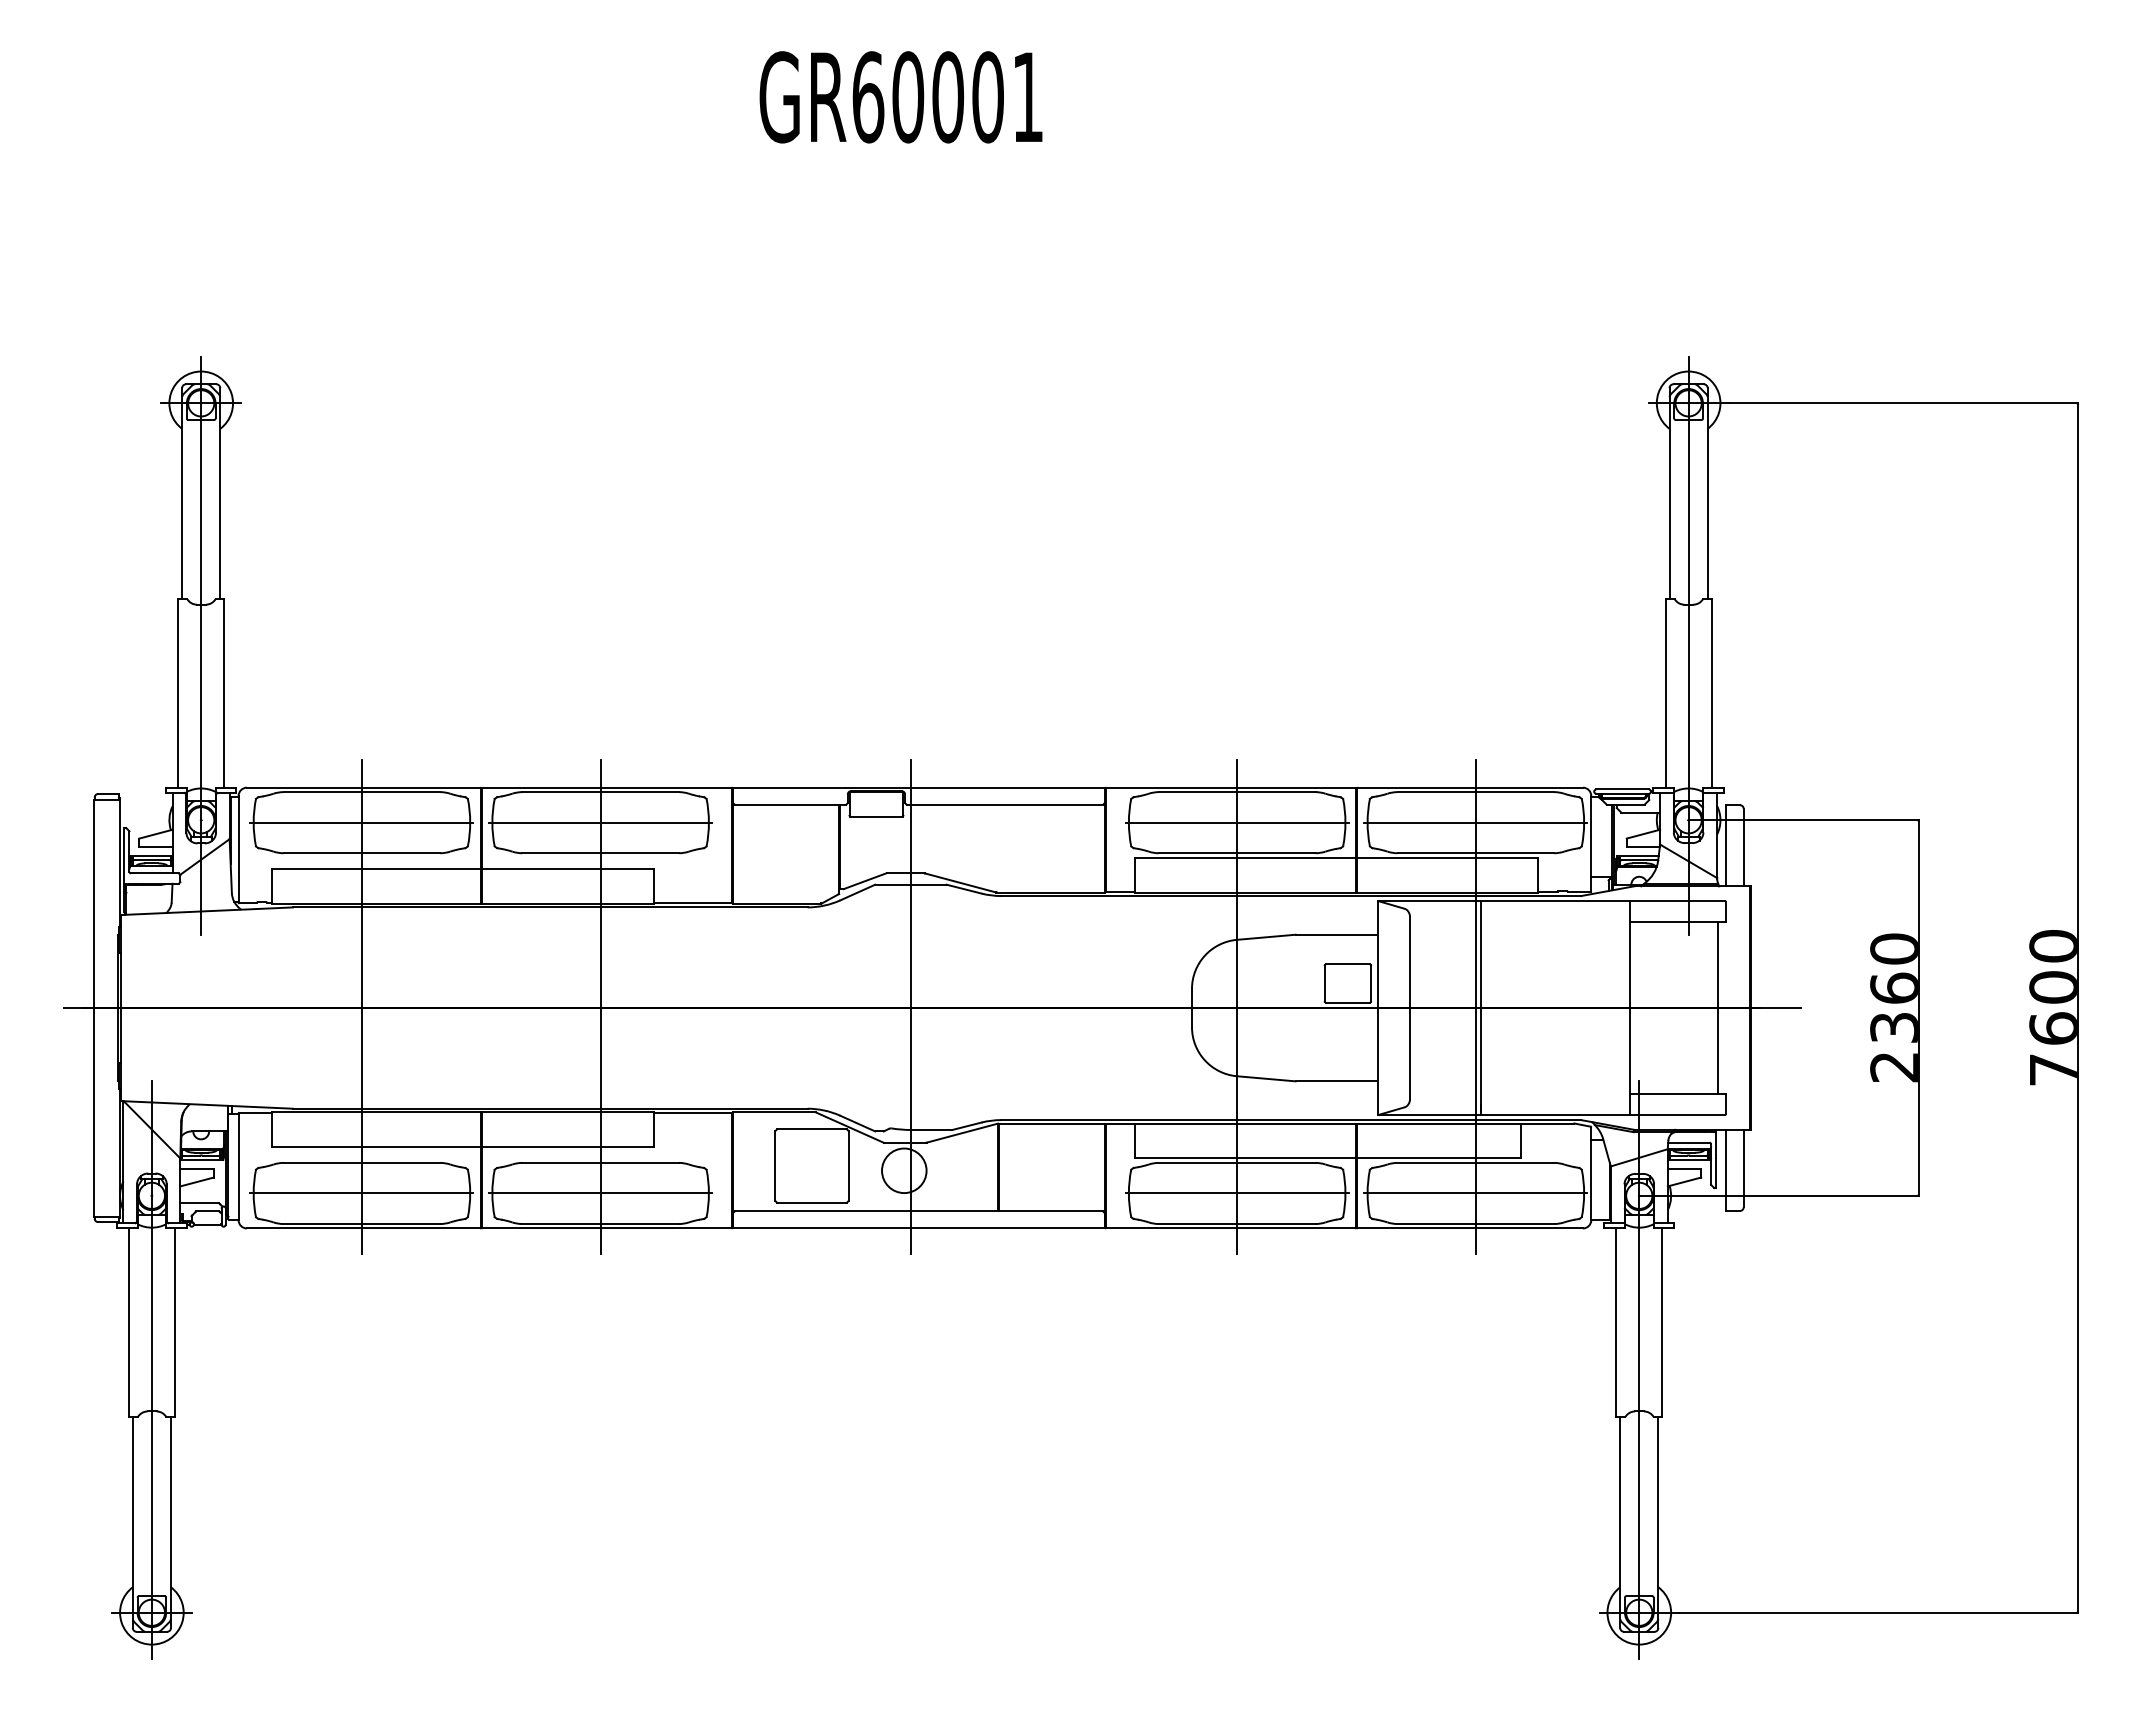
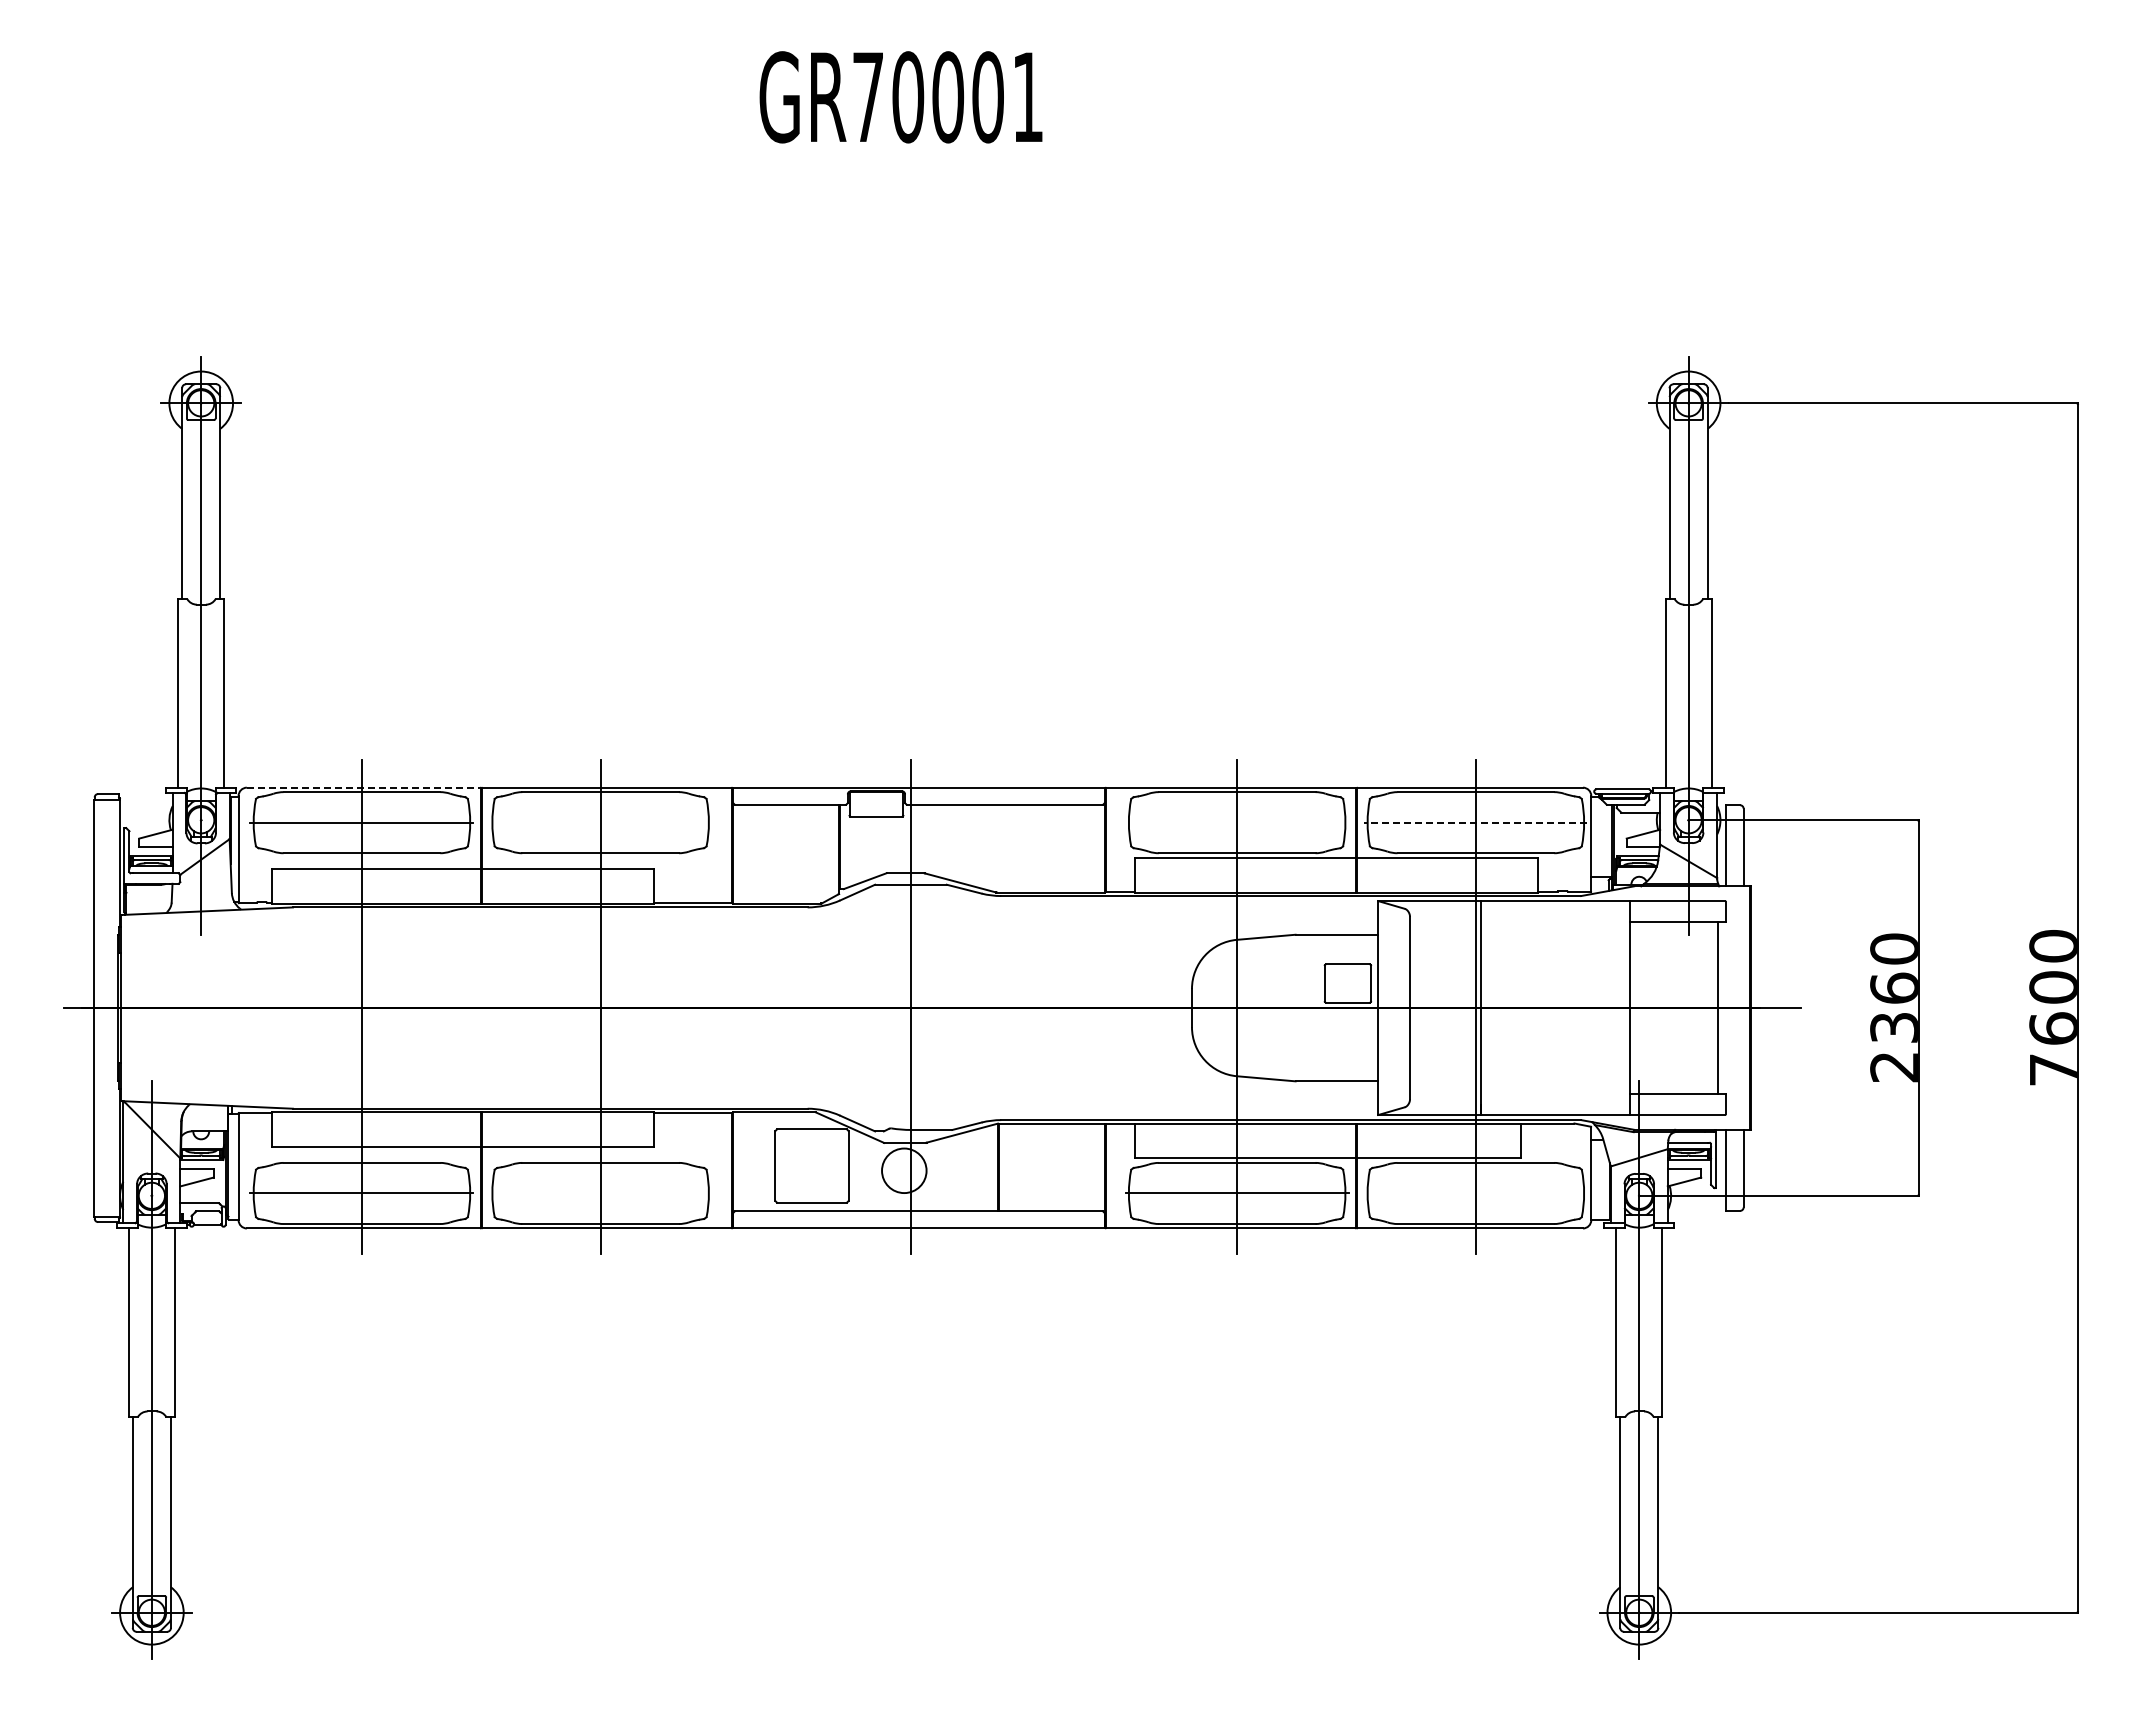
text: GR60001 -> GR70001 (868, 97)
line: solid -> dashed (363, 787)
line: present -> none (600, 822)
line: present -> none (1236, 822)
line: solid -> dashed (1475, 822)
line: present -> none (600, 1193)
line: present -> none (1475, 1193)
